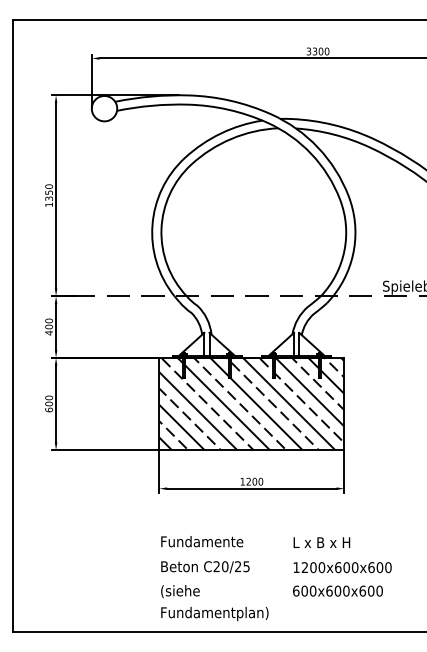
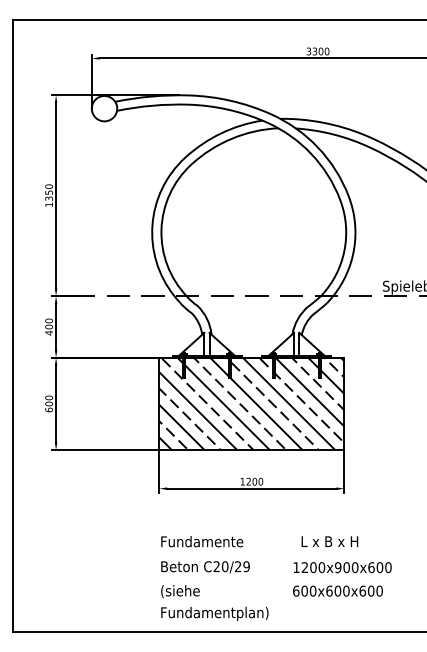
text position: (321, 542) -> (329, 541) (329, 541)
text: C20/25 -> C20/29 (246, 566)
text: 1200x600x600 -> 1200x900x600 (338, 567)
